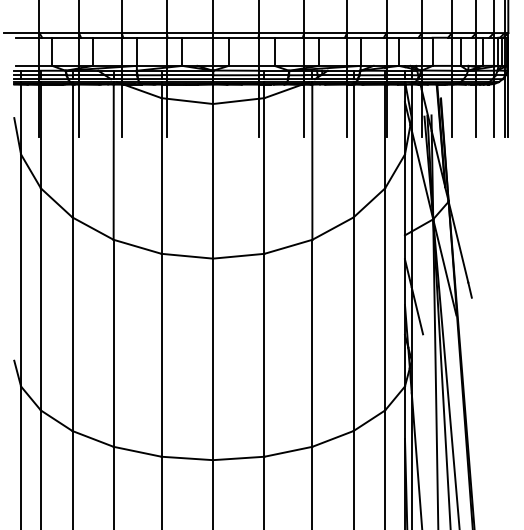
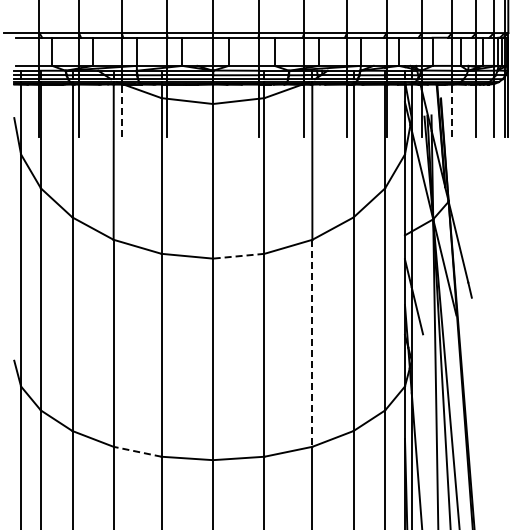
line: solid -> dashed (121, 110)
line: solid -> dashed (451, 110)
line: solid -> dashed (238, 256)
line: solid -> dashed (312, 343)
line: solid -> dashed (137, 451)
